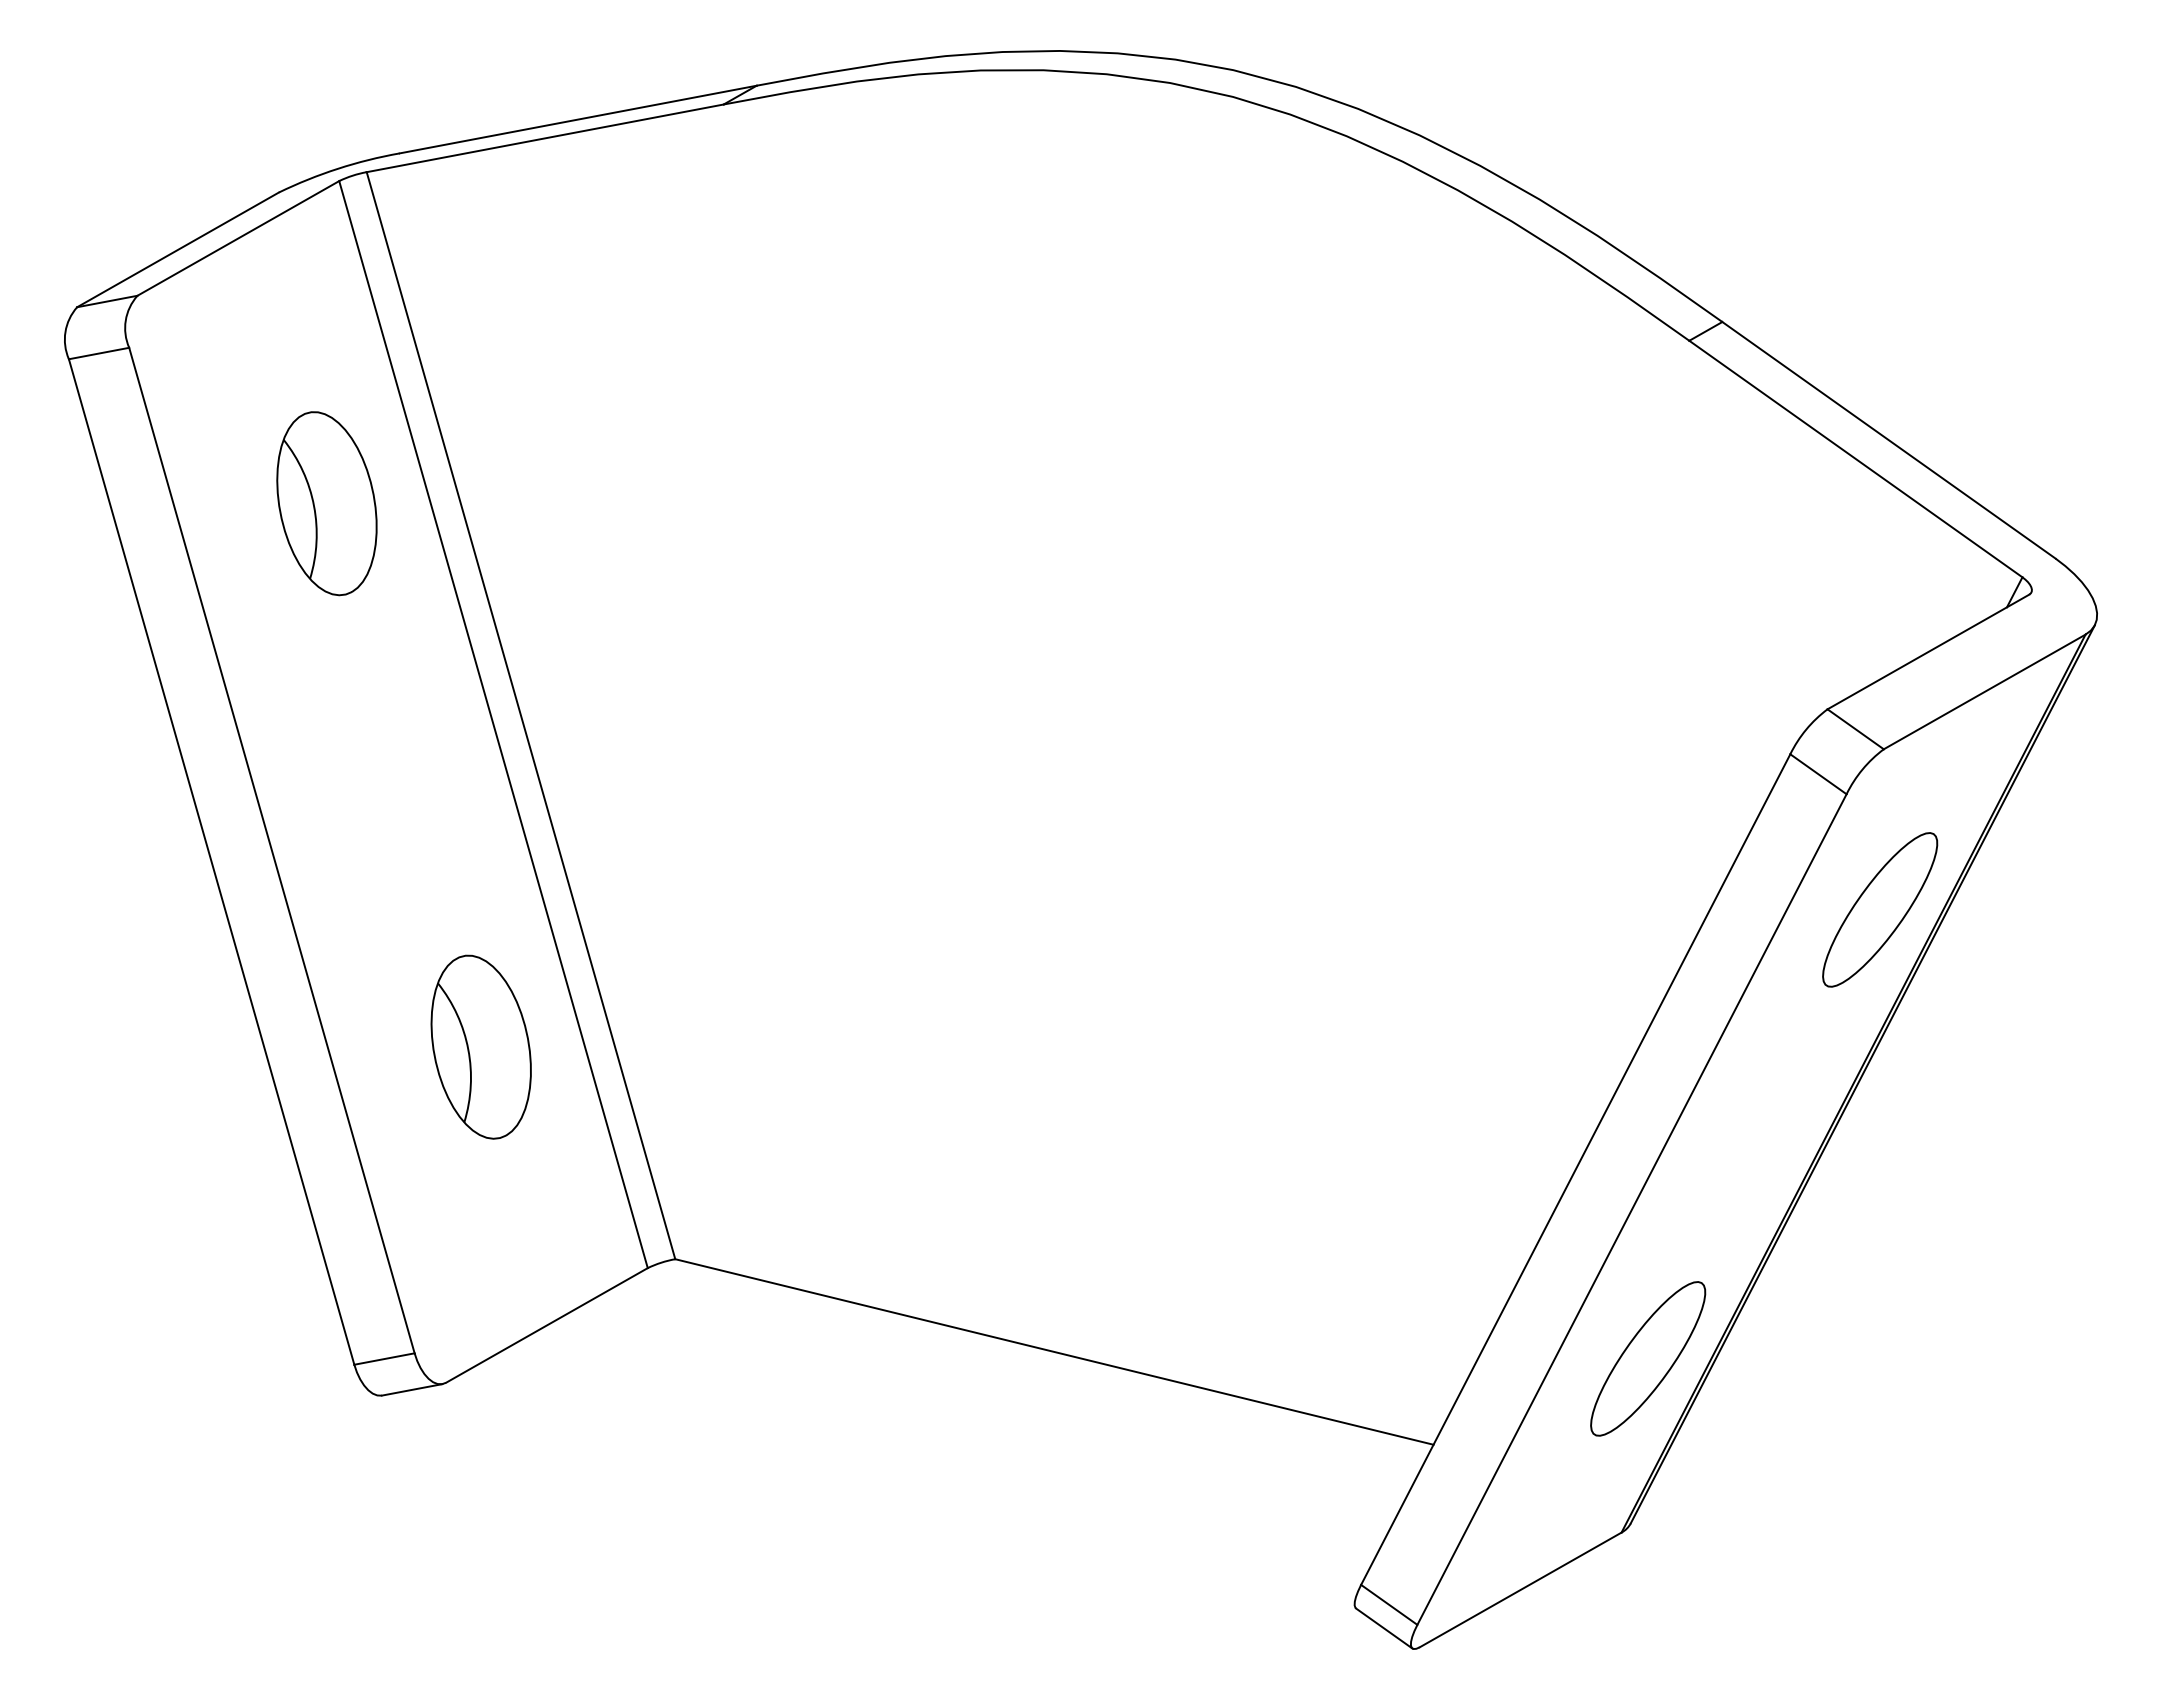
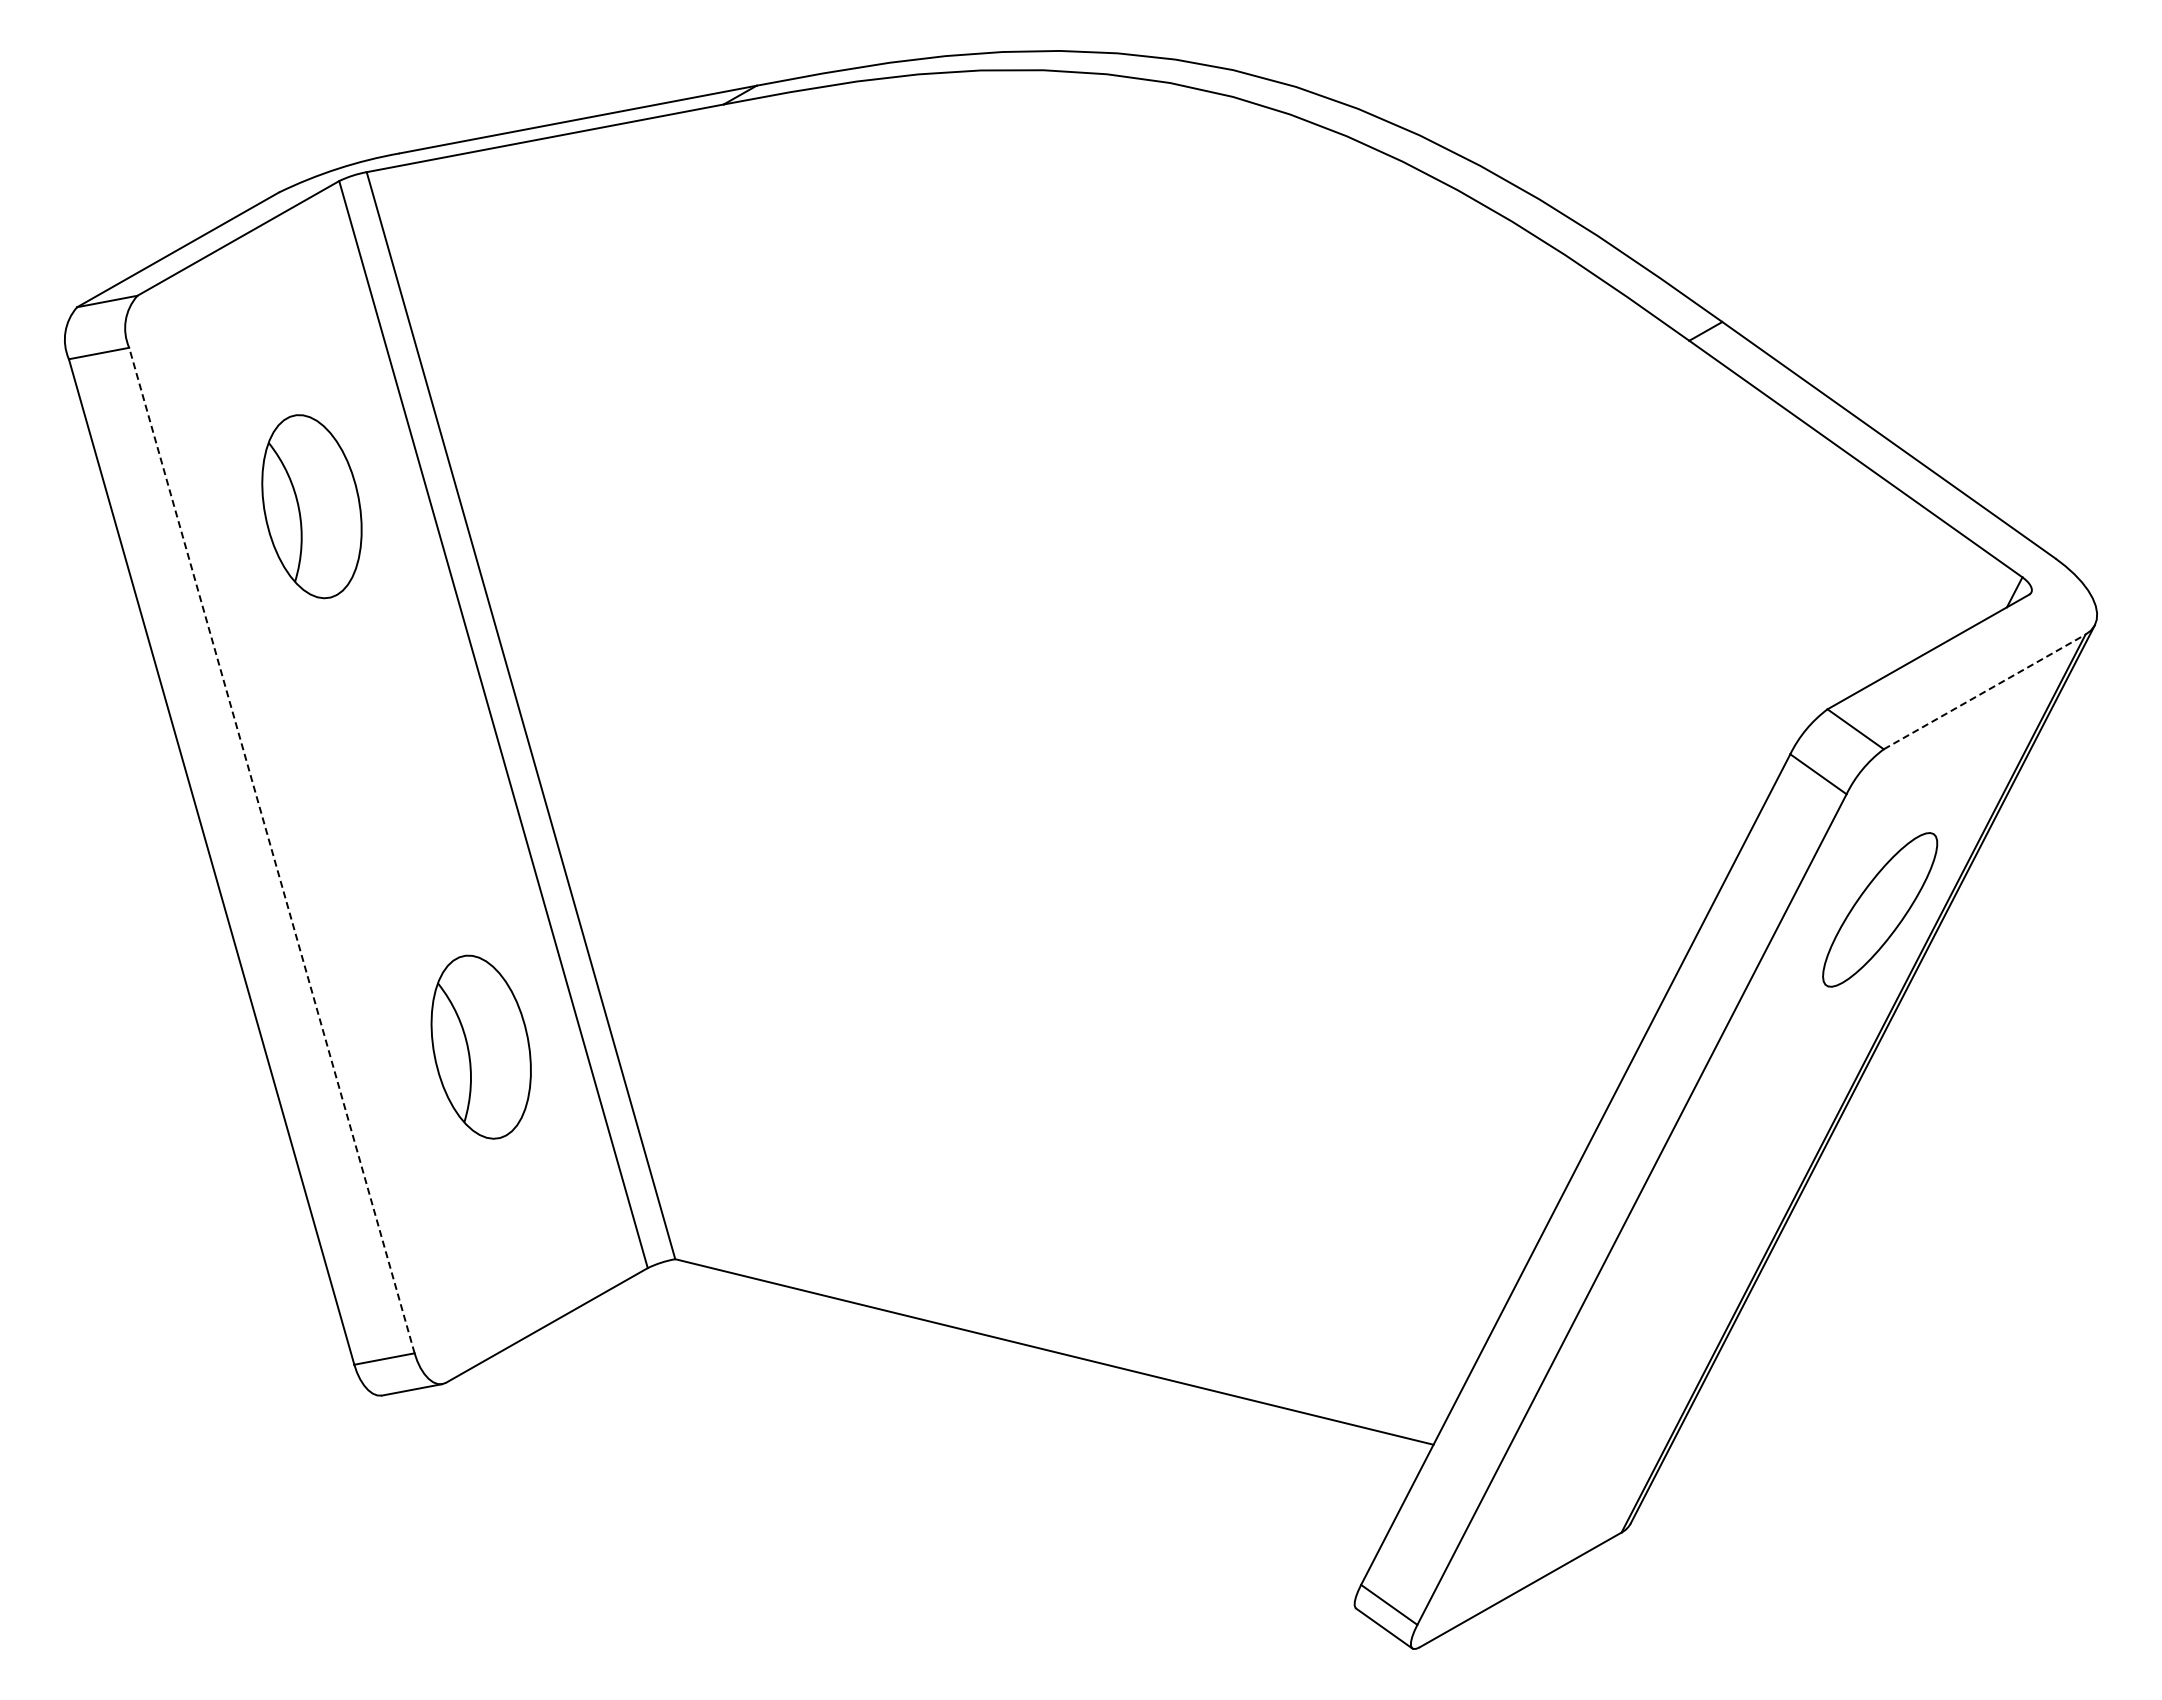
part position: (326, 503) -> (311, 506) (311, 506)
line: solid -> dashed (1985, 691)
line: solid -> dashed (271, 850)
part: present -> none (1648, 1358)
